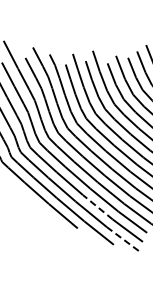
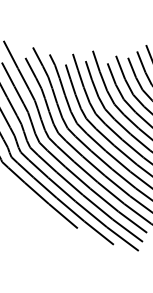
line: dashed -> solid (97, 206)
line: dashed -> solid (122, 239)
